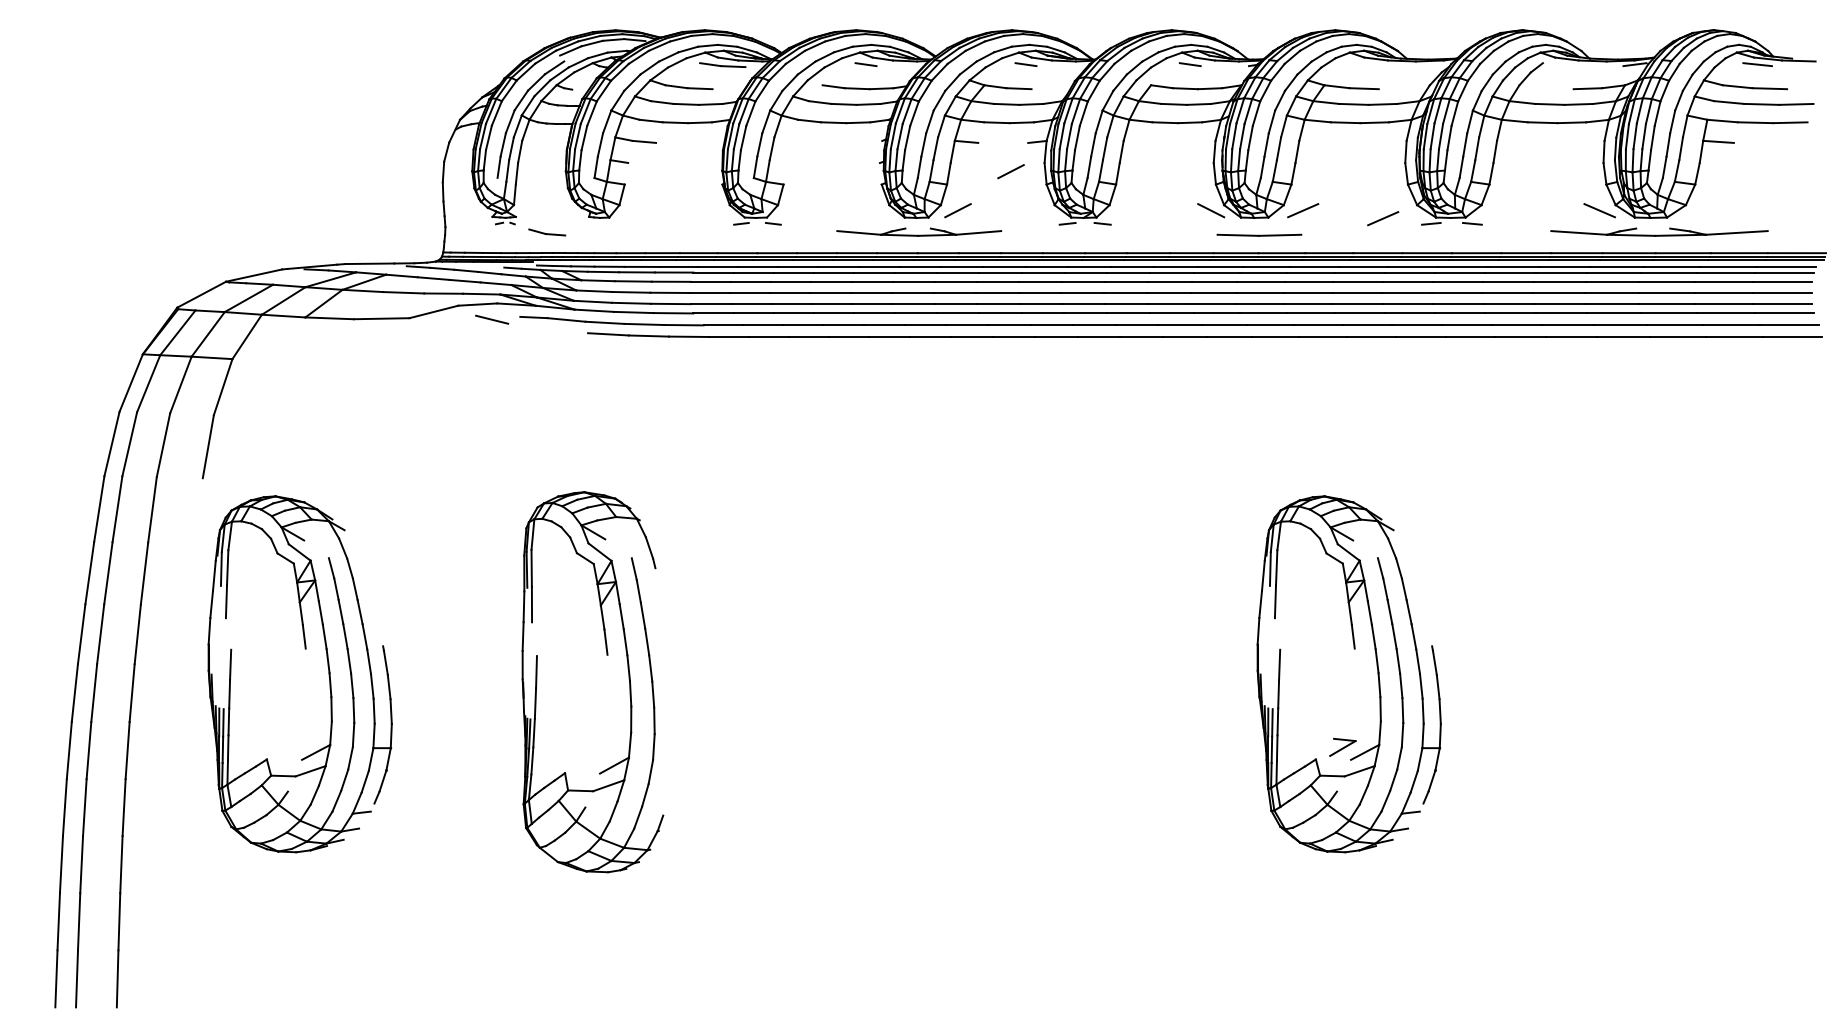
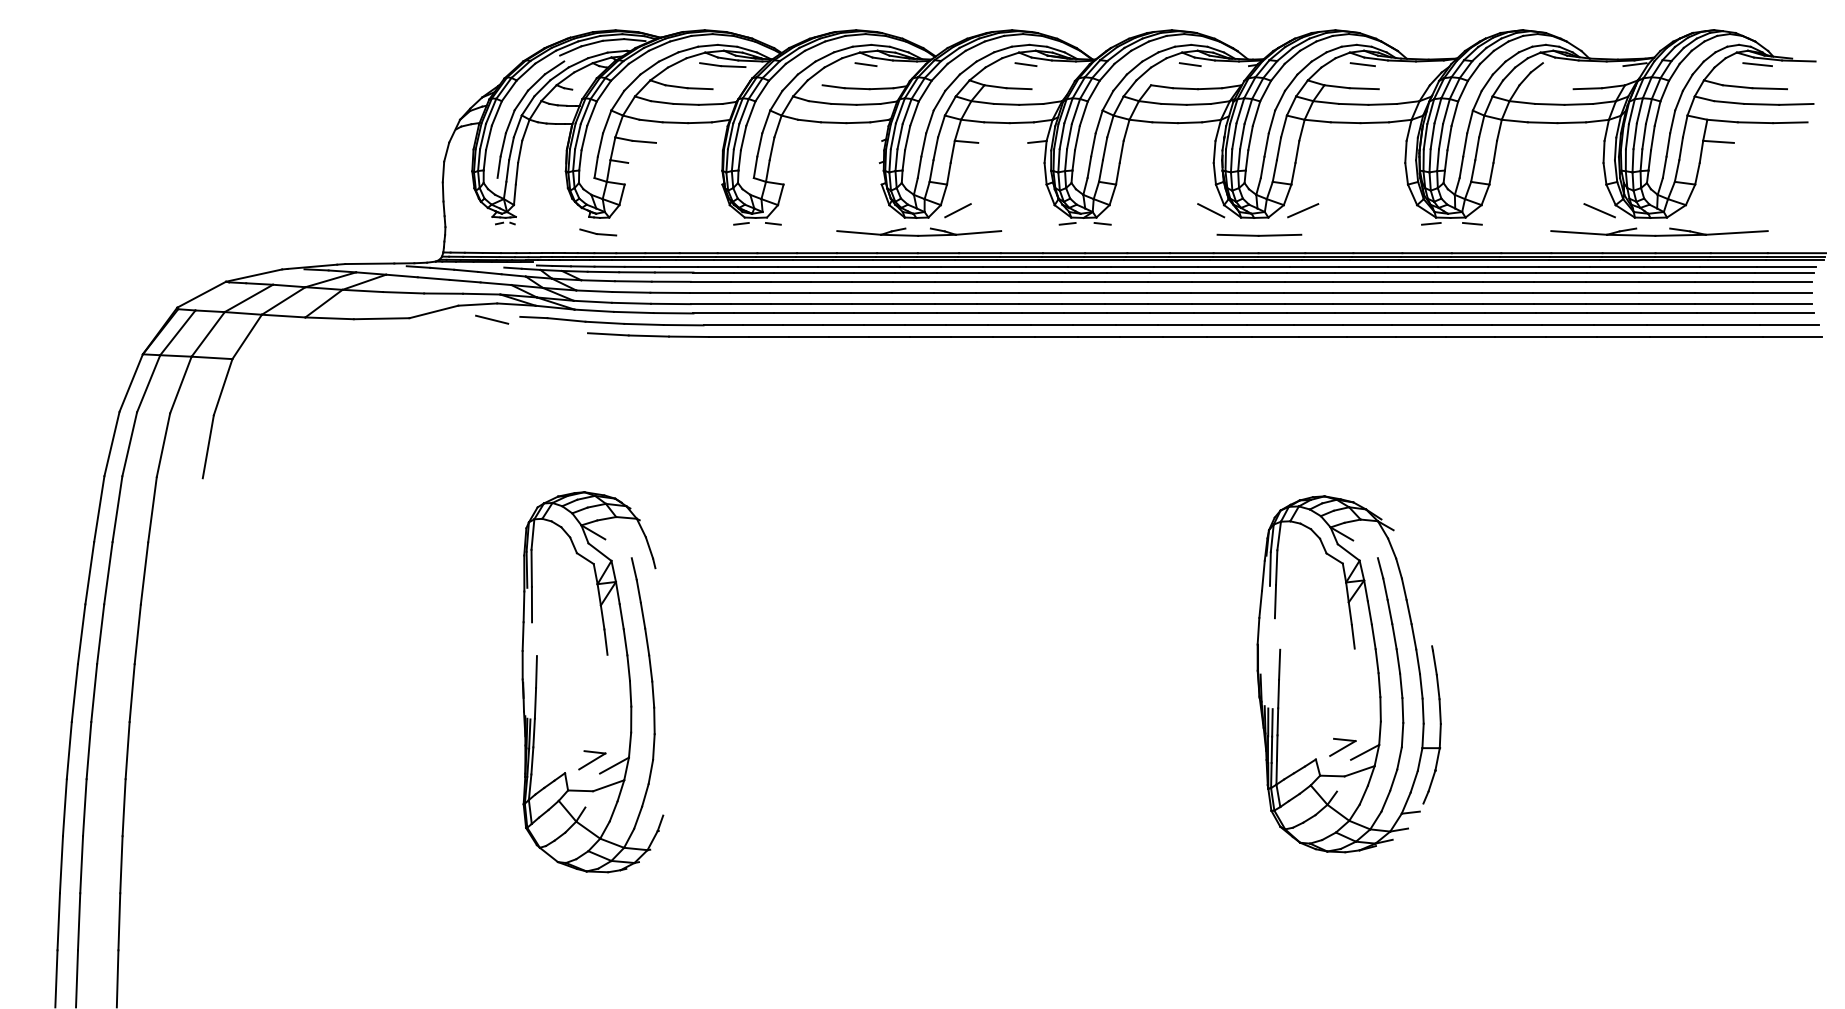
line: none -> present (1362, 64)
line: present -> none (1010, 171)
line: present -> none (1383, 218)
part position: (547, 232) -> (598, 232) (598, 232)
part: present -> none (299, 674)
part: none -> present (592, 760)
